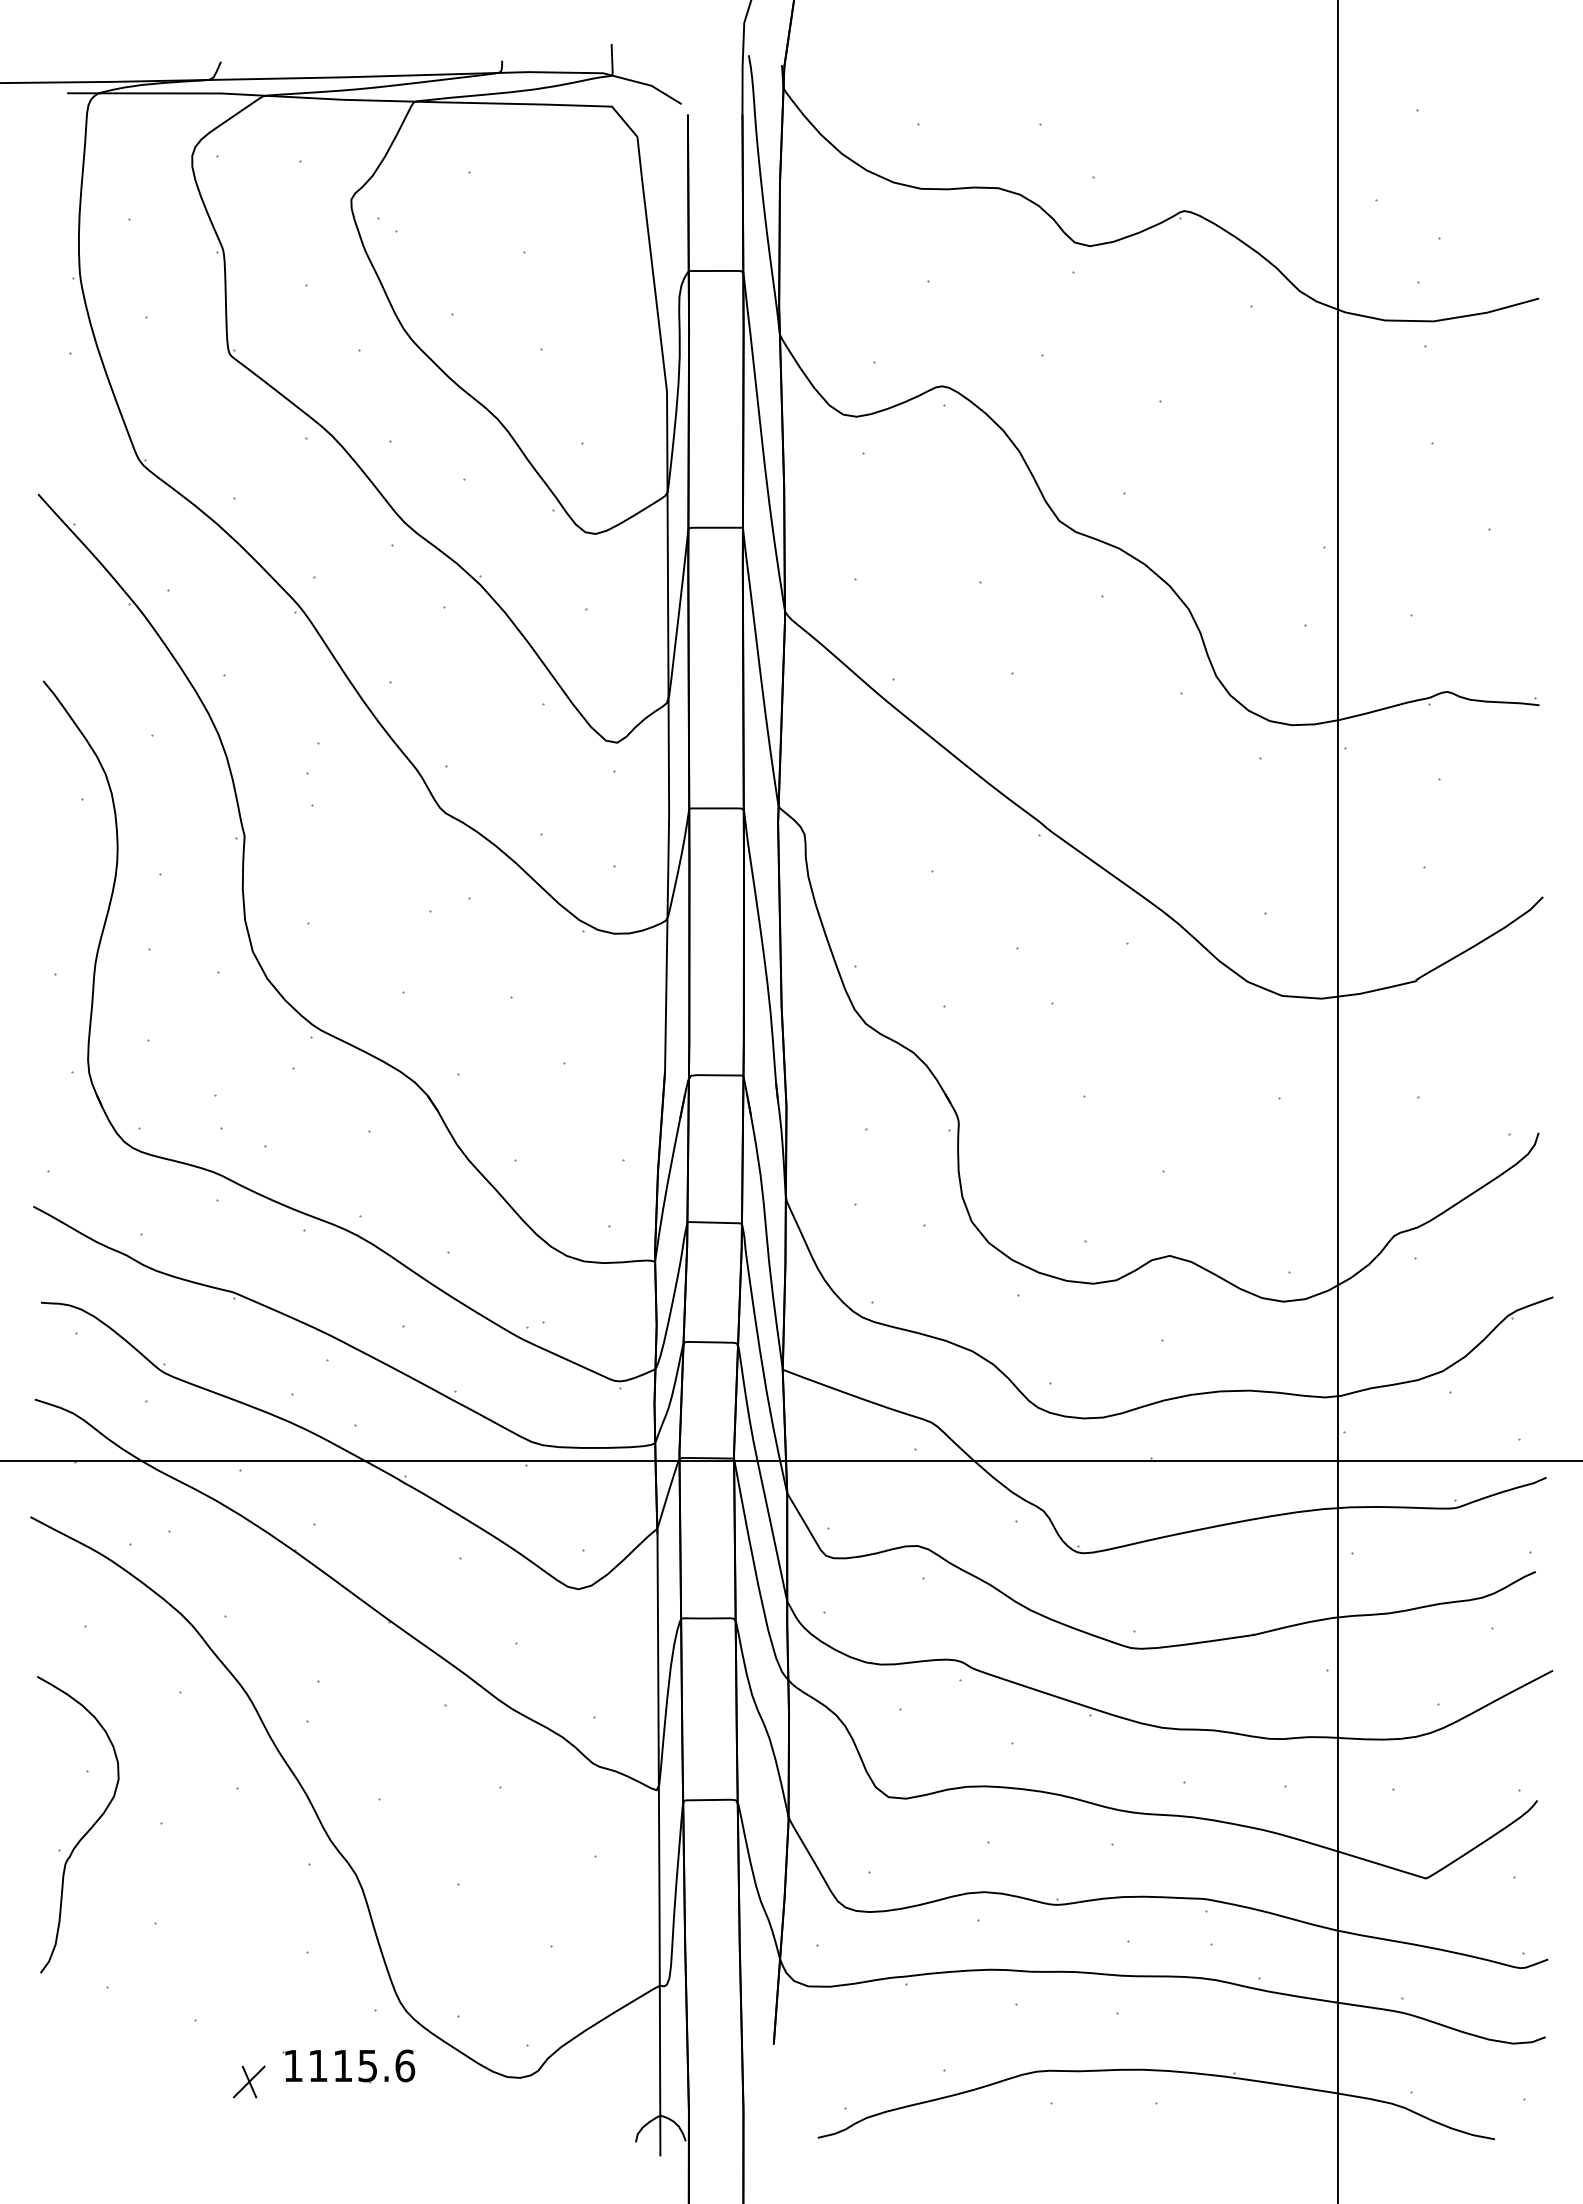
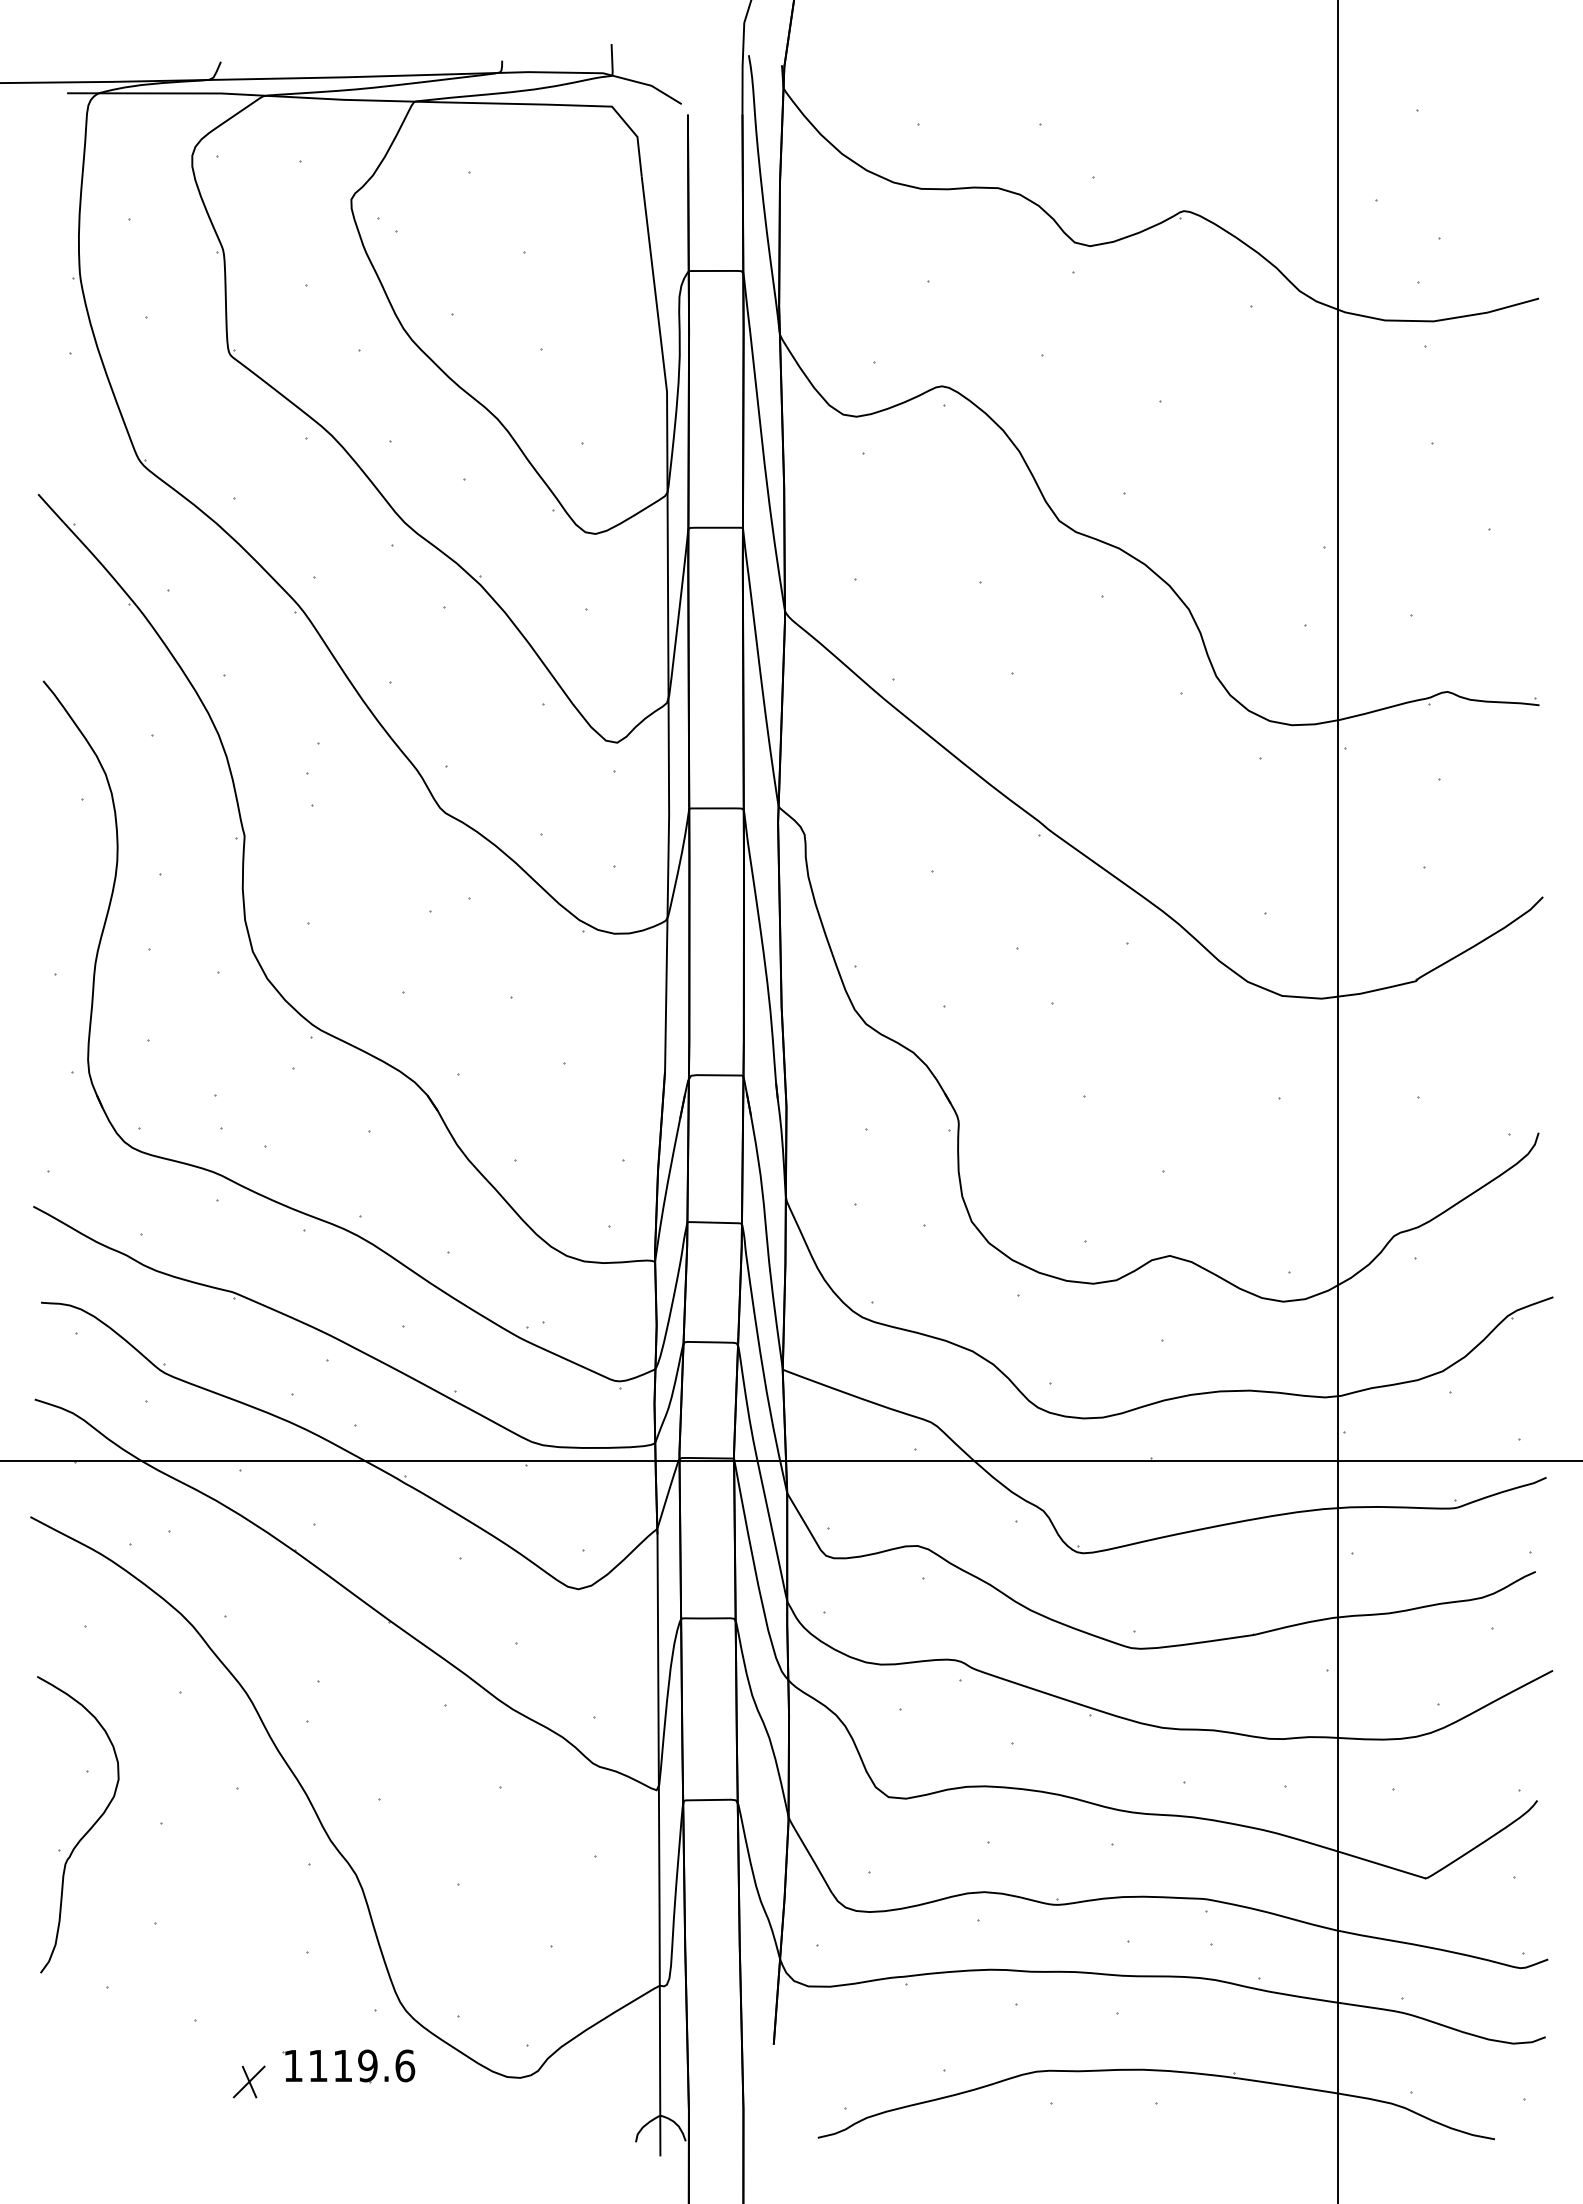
text: 1115.6 -> 1119.6 (367, 2065)
